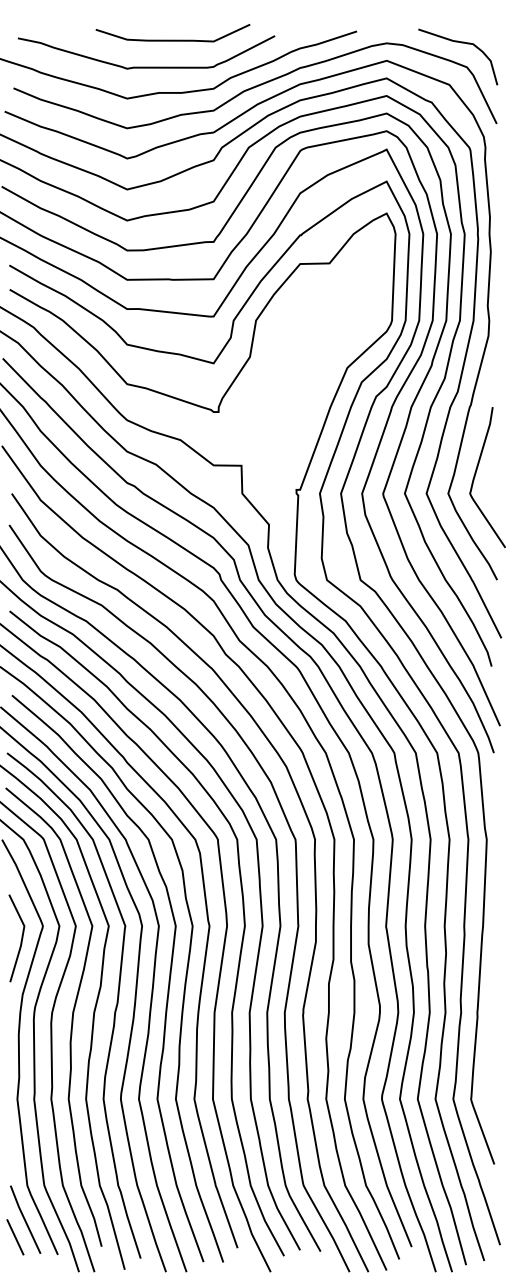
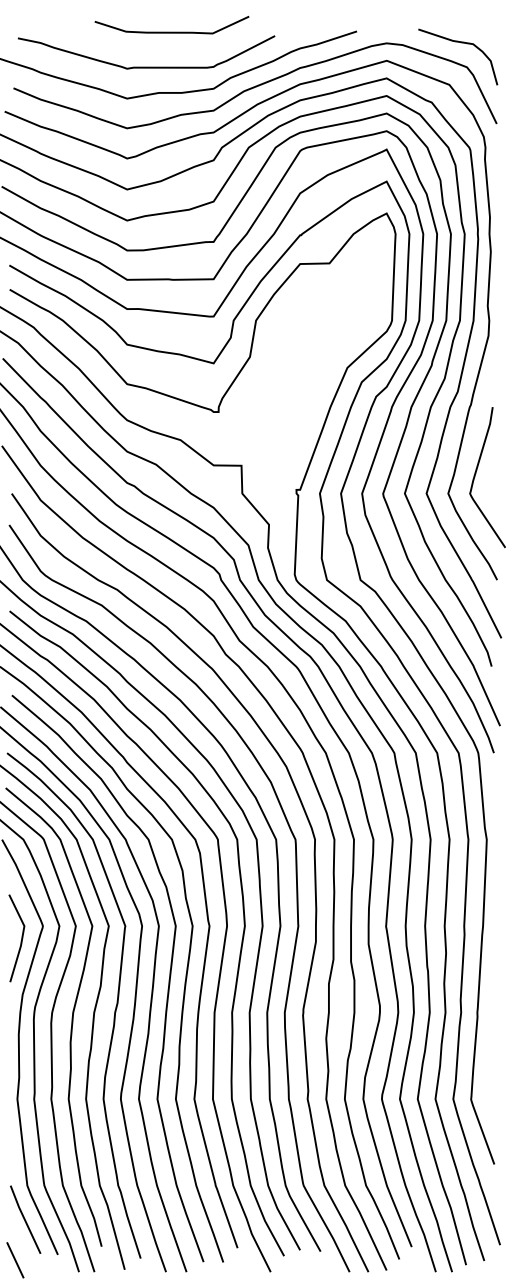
curve position: (172, 39) -> (171, 31) (171, 31)
line position: (15, 1237) -> (15, 1260) (15, 1260)
